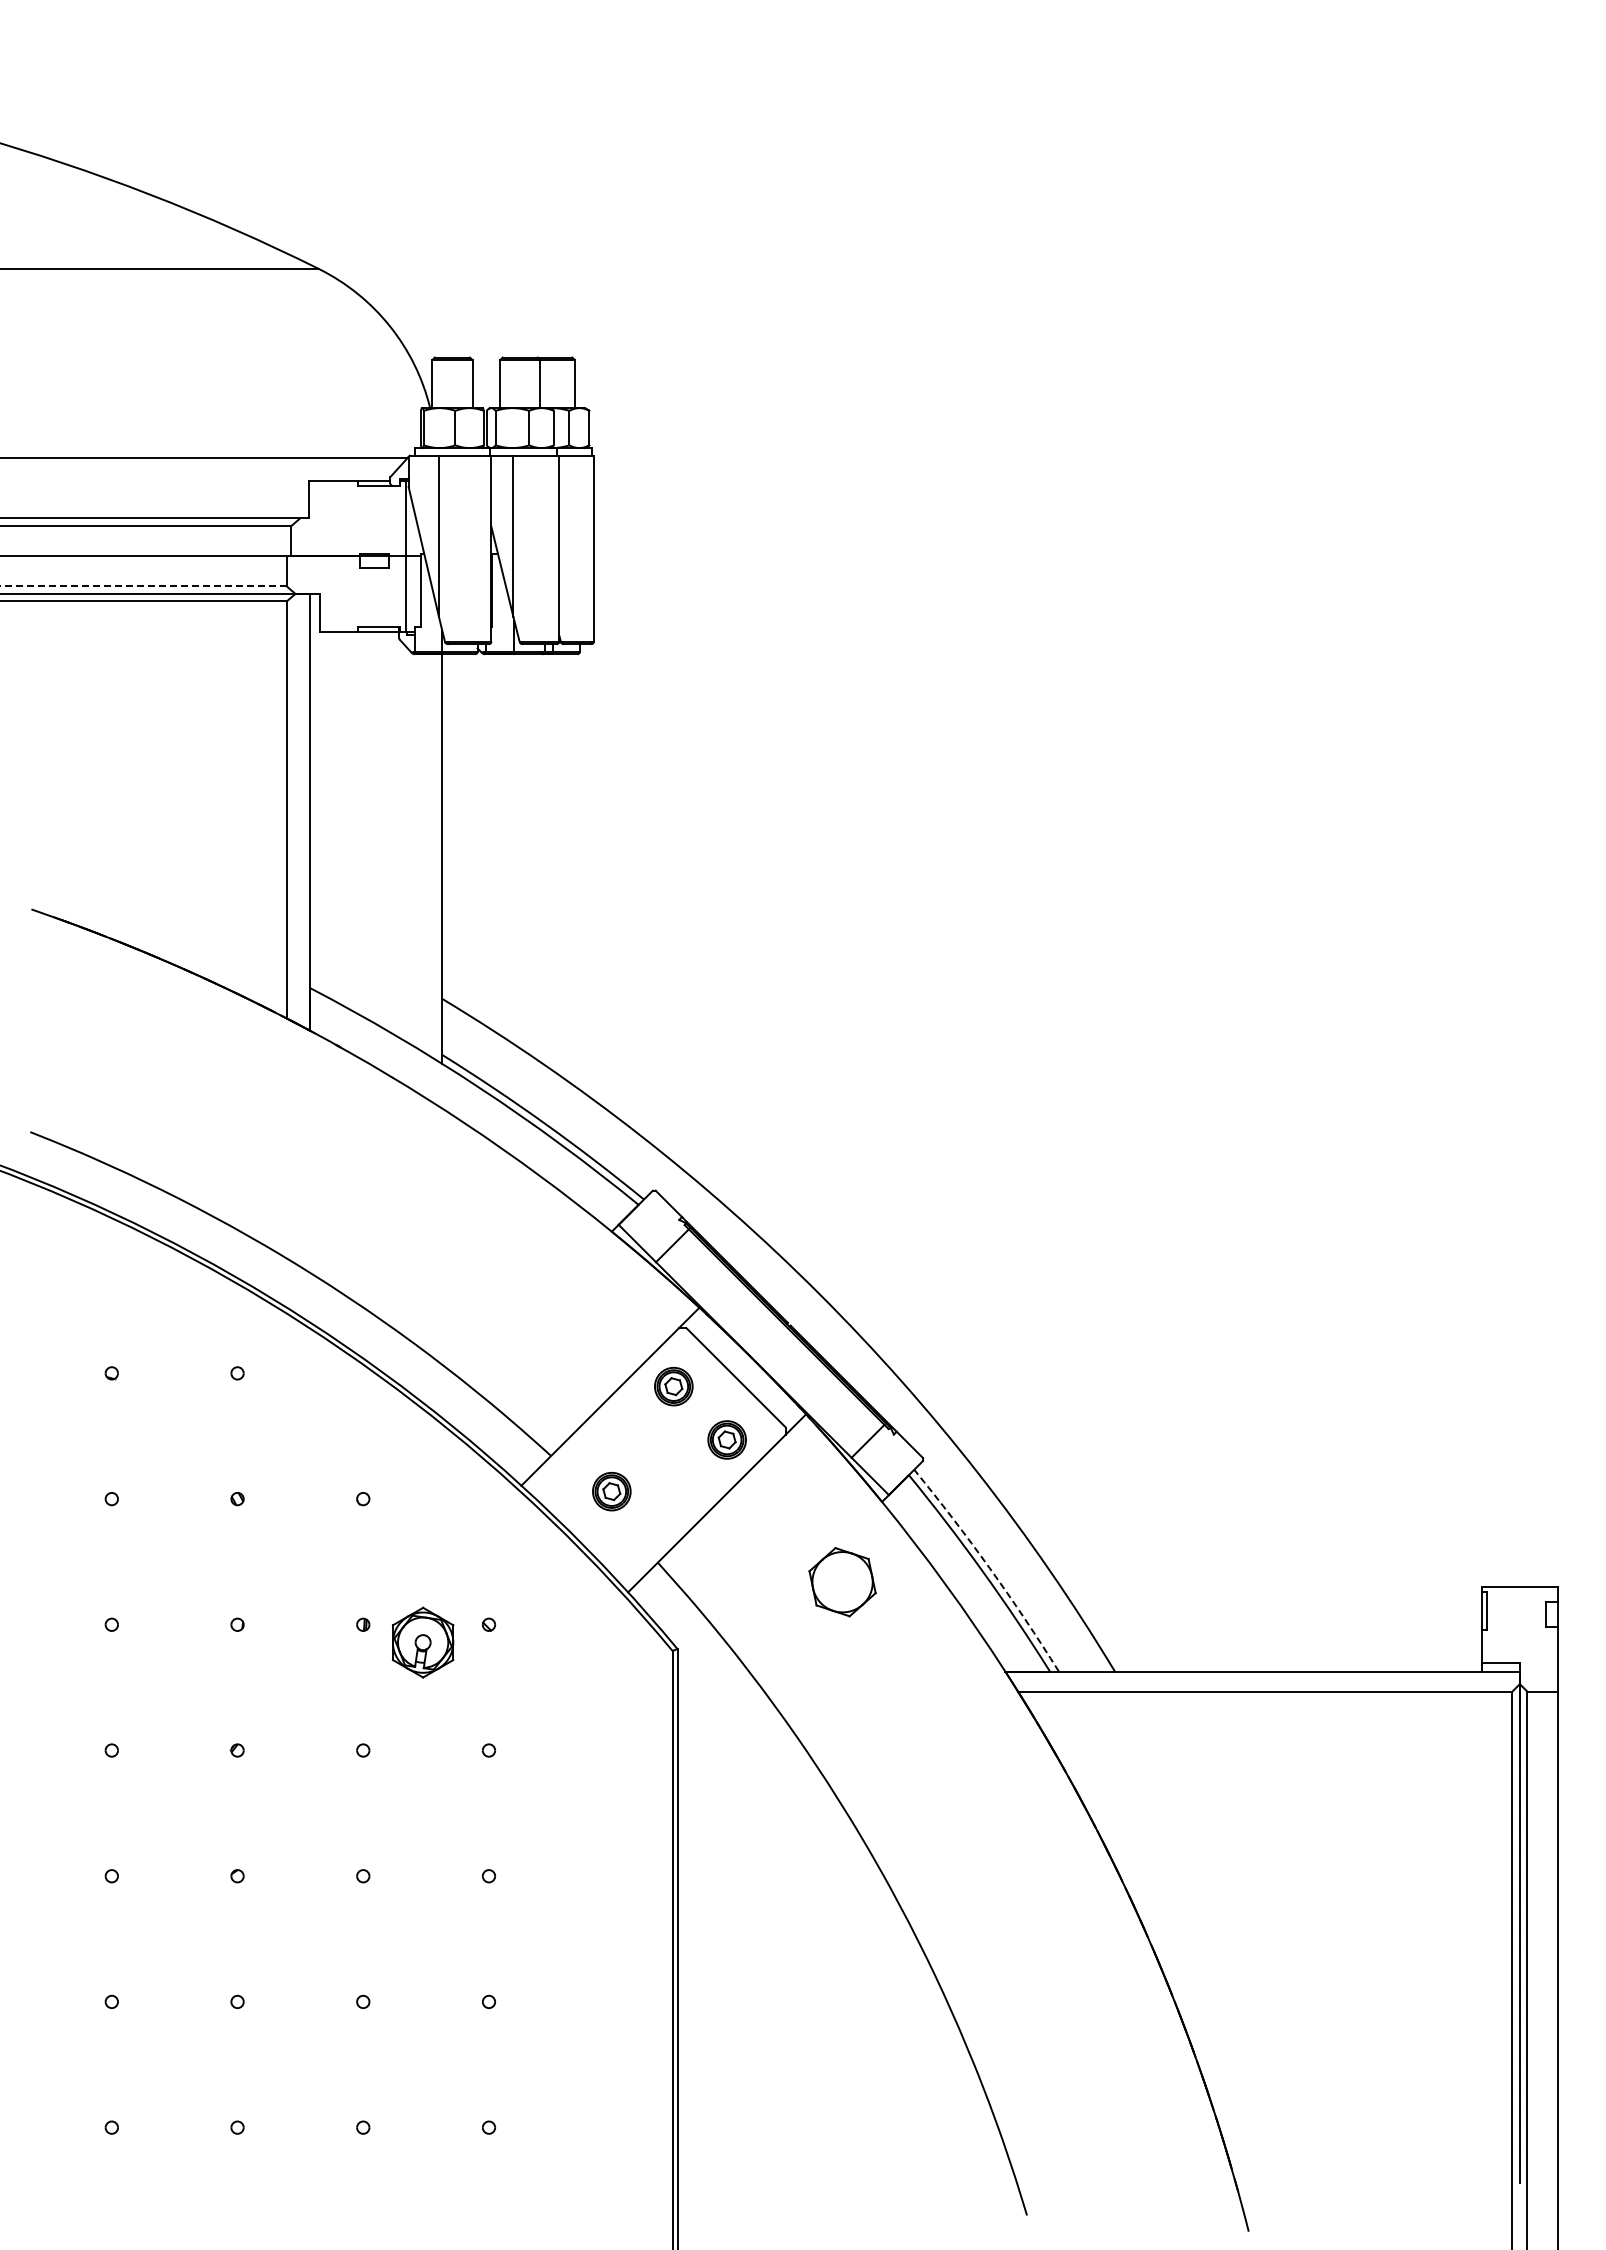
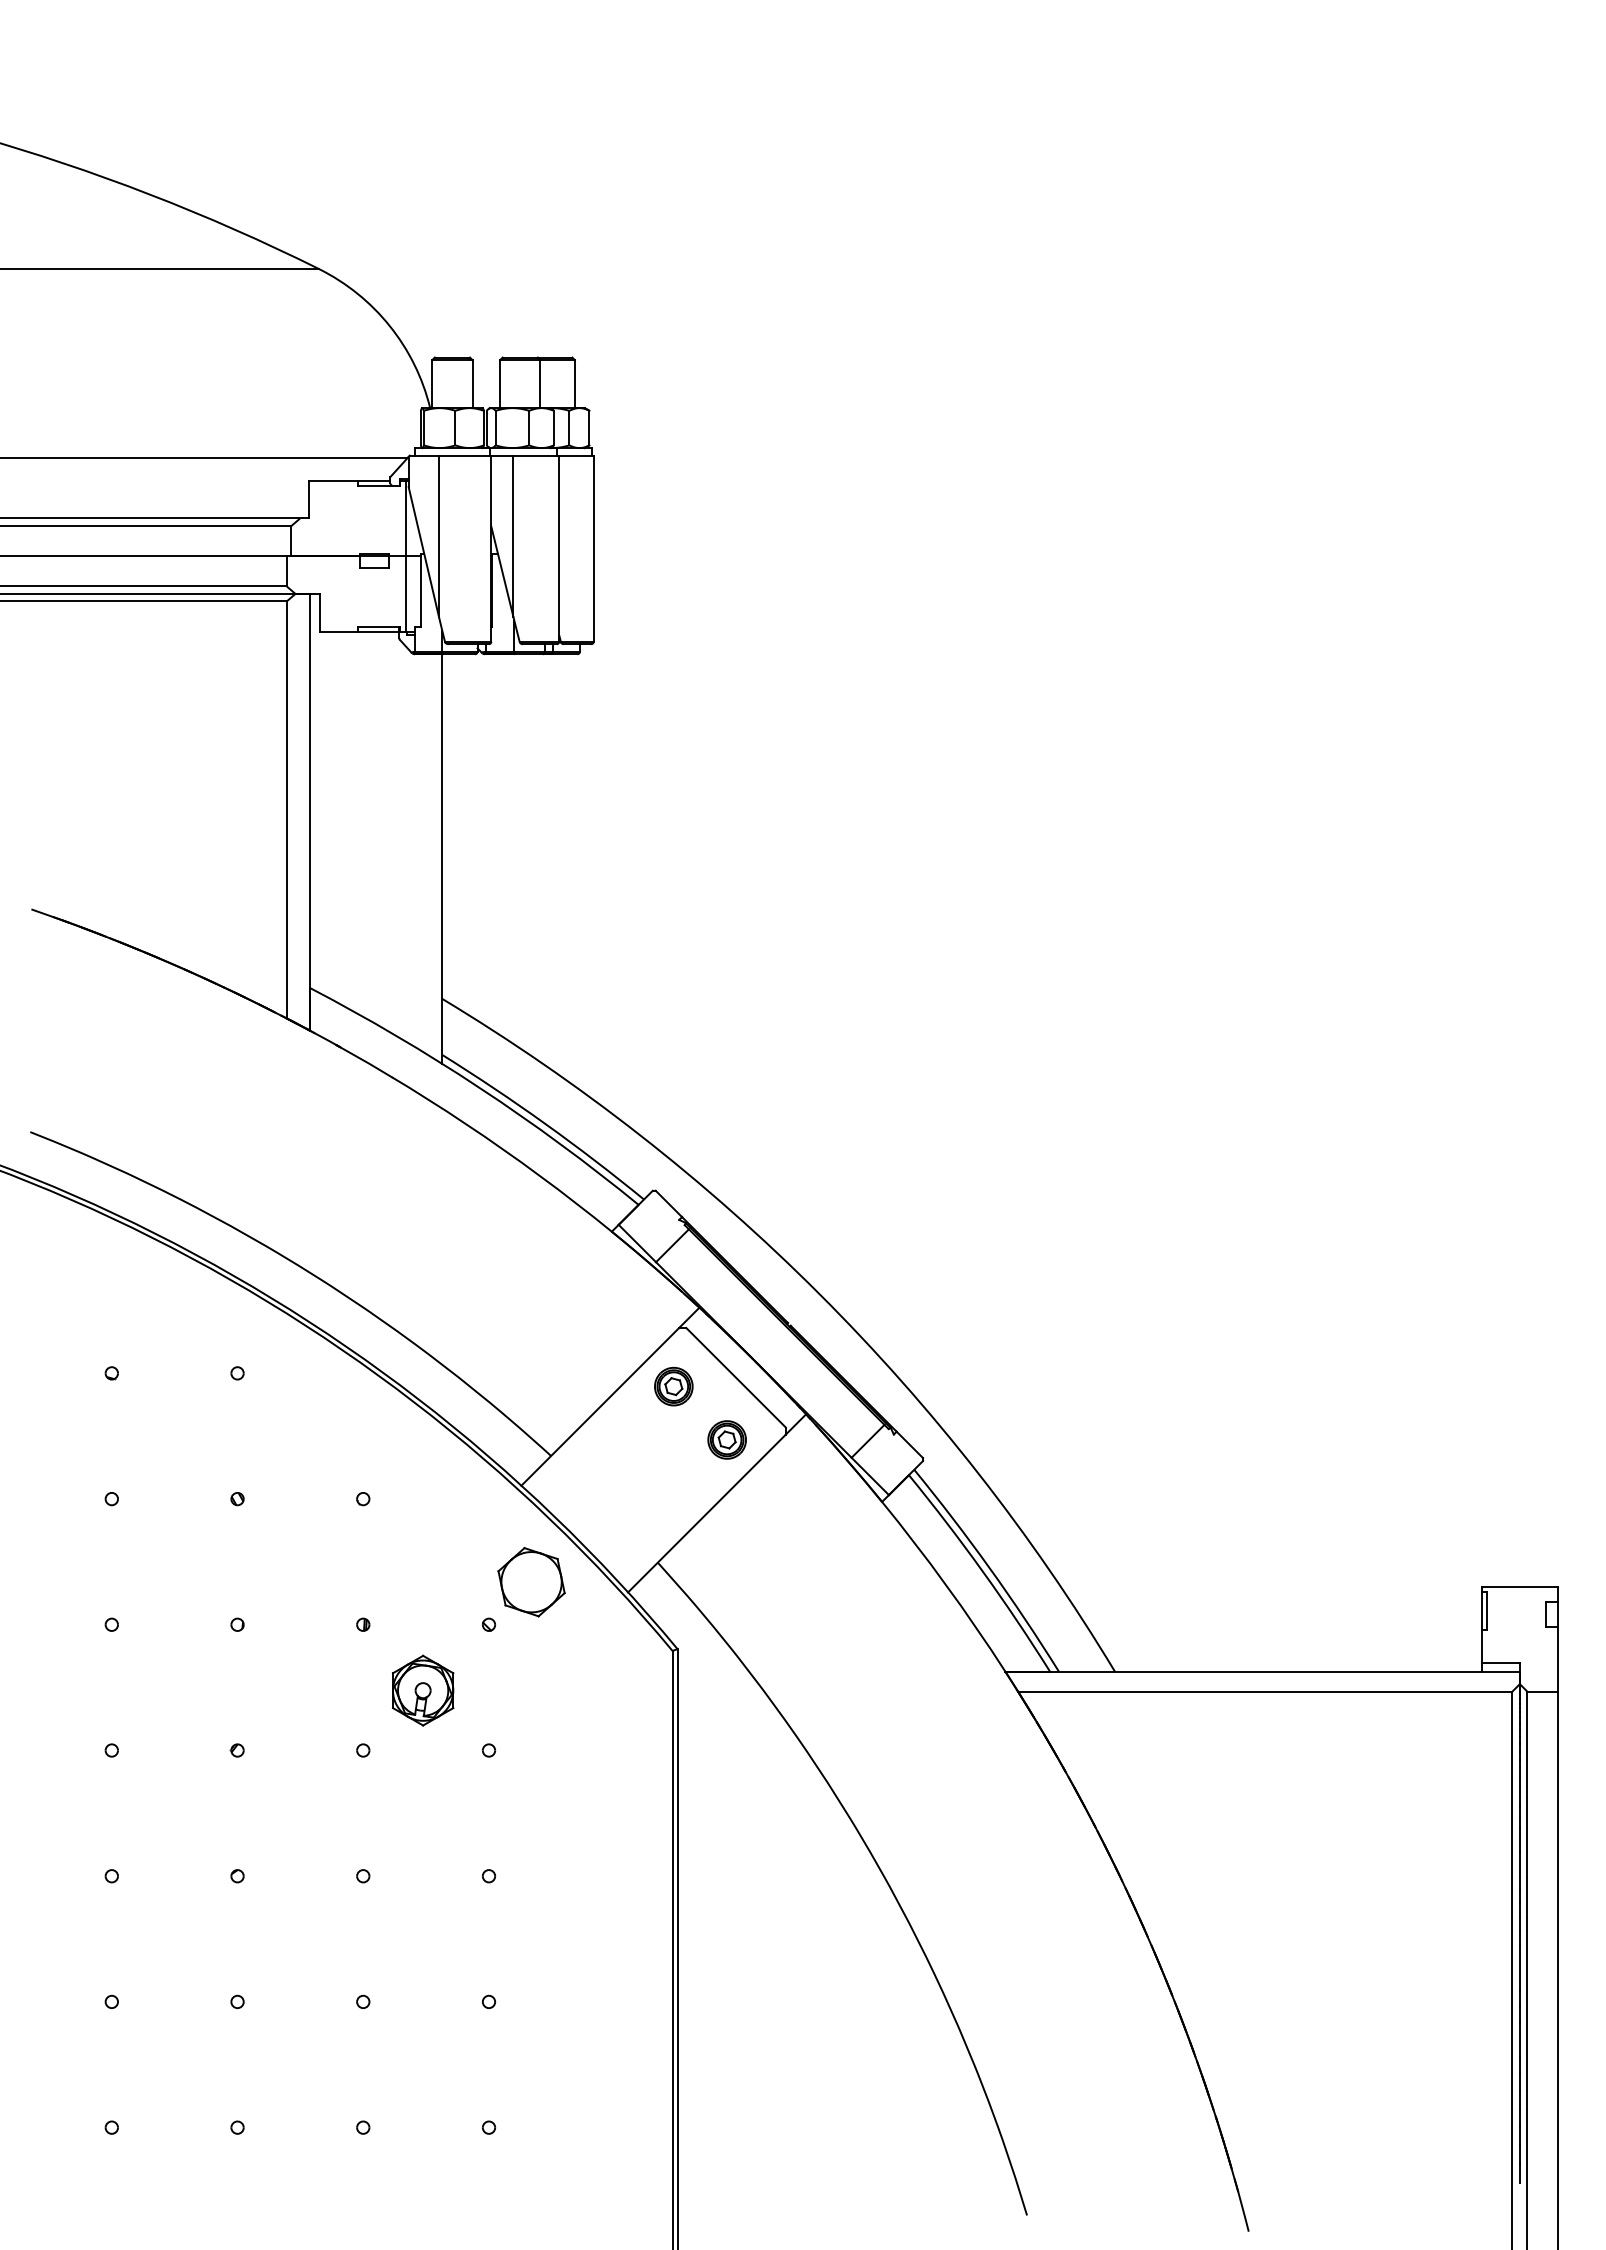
line: dashed -> solid (143, 586)
part: present -> none (611, 1491)
arc: dashed -> solid (989, 1568)
part position: (842, 1582) -> (531, 1582) (531, 1582)
part position: (422, 1642) -> (422, 1690) (422, 1690)
